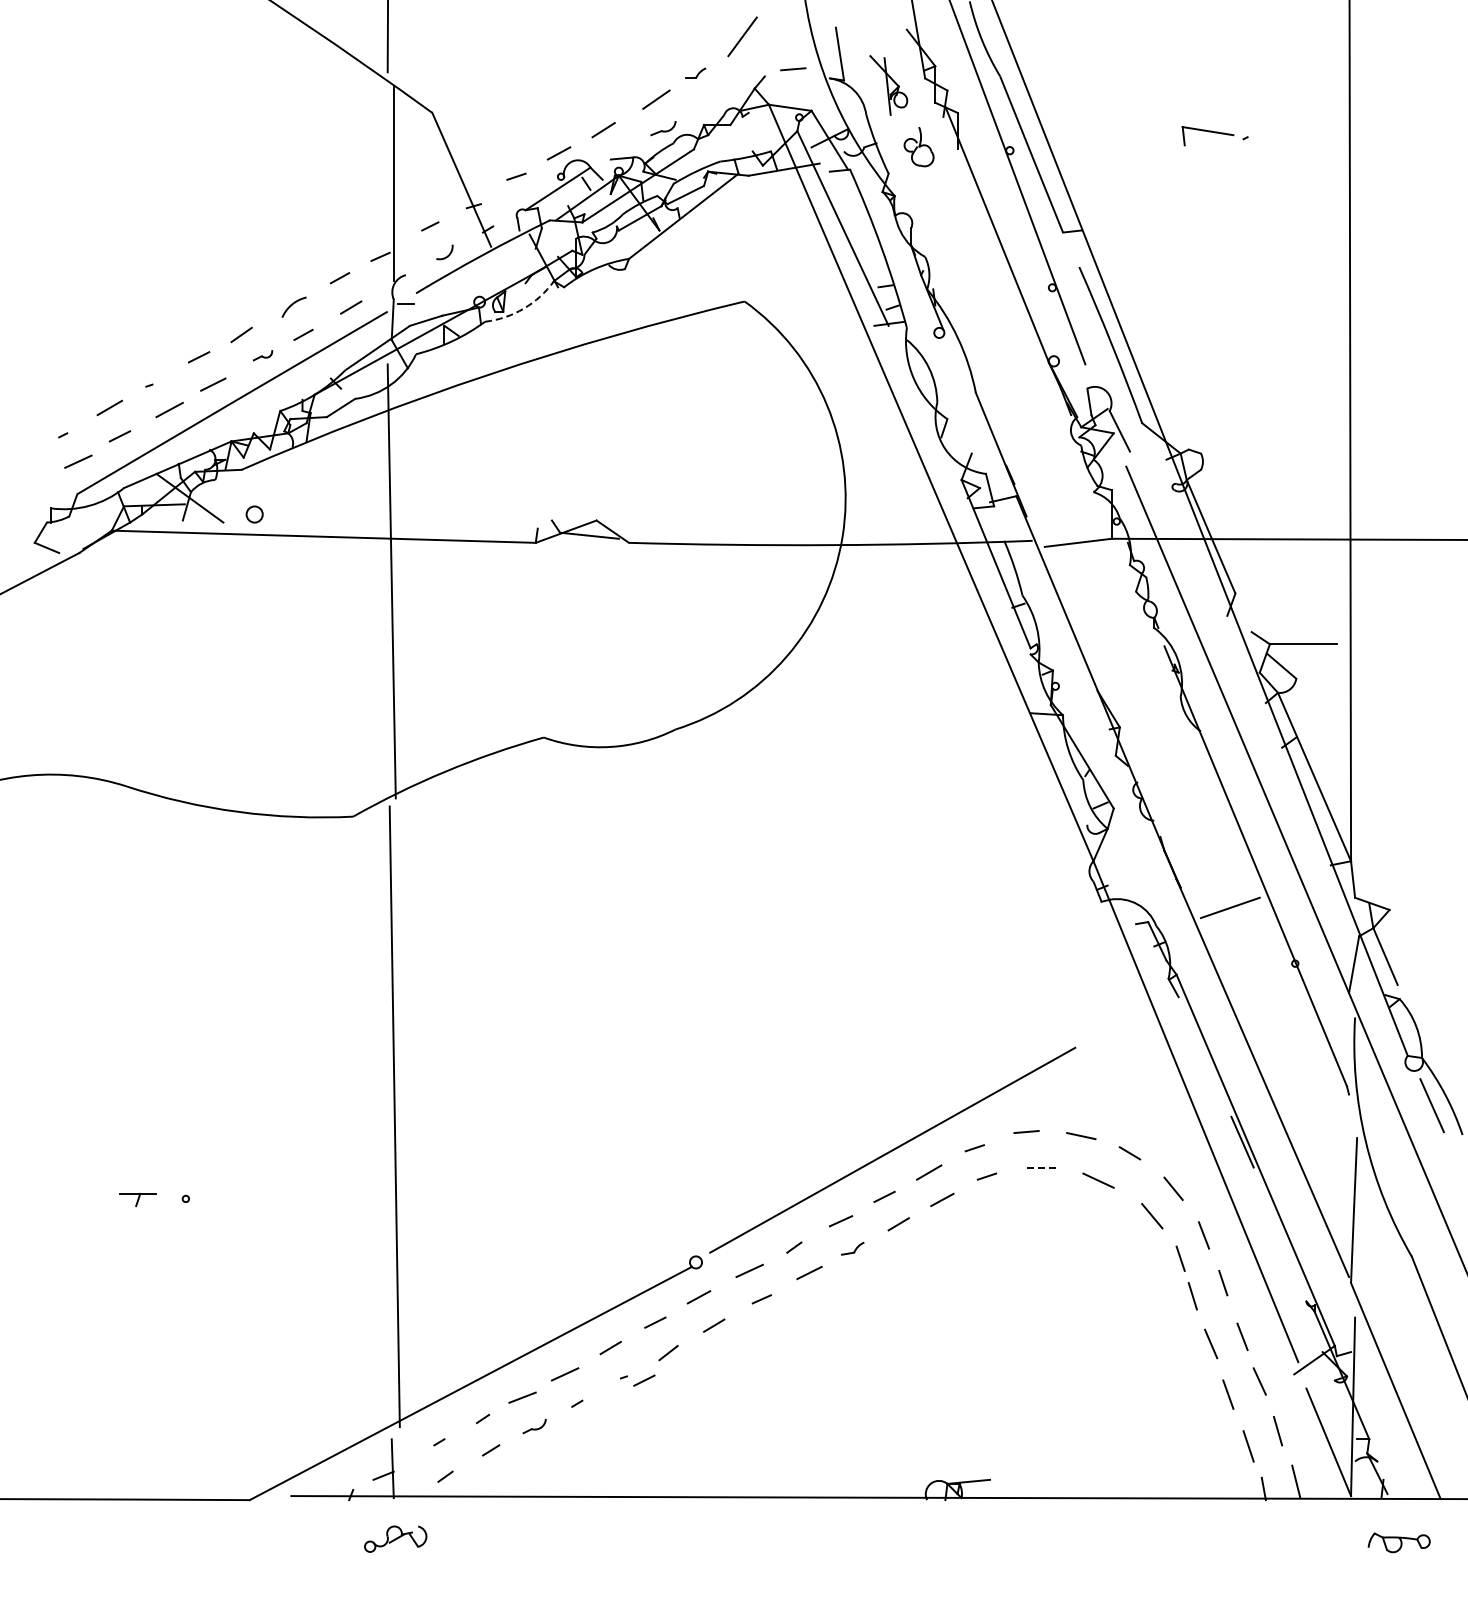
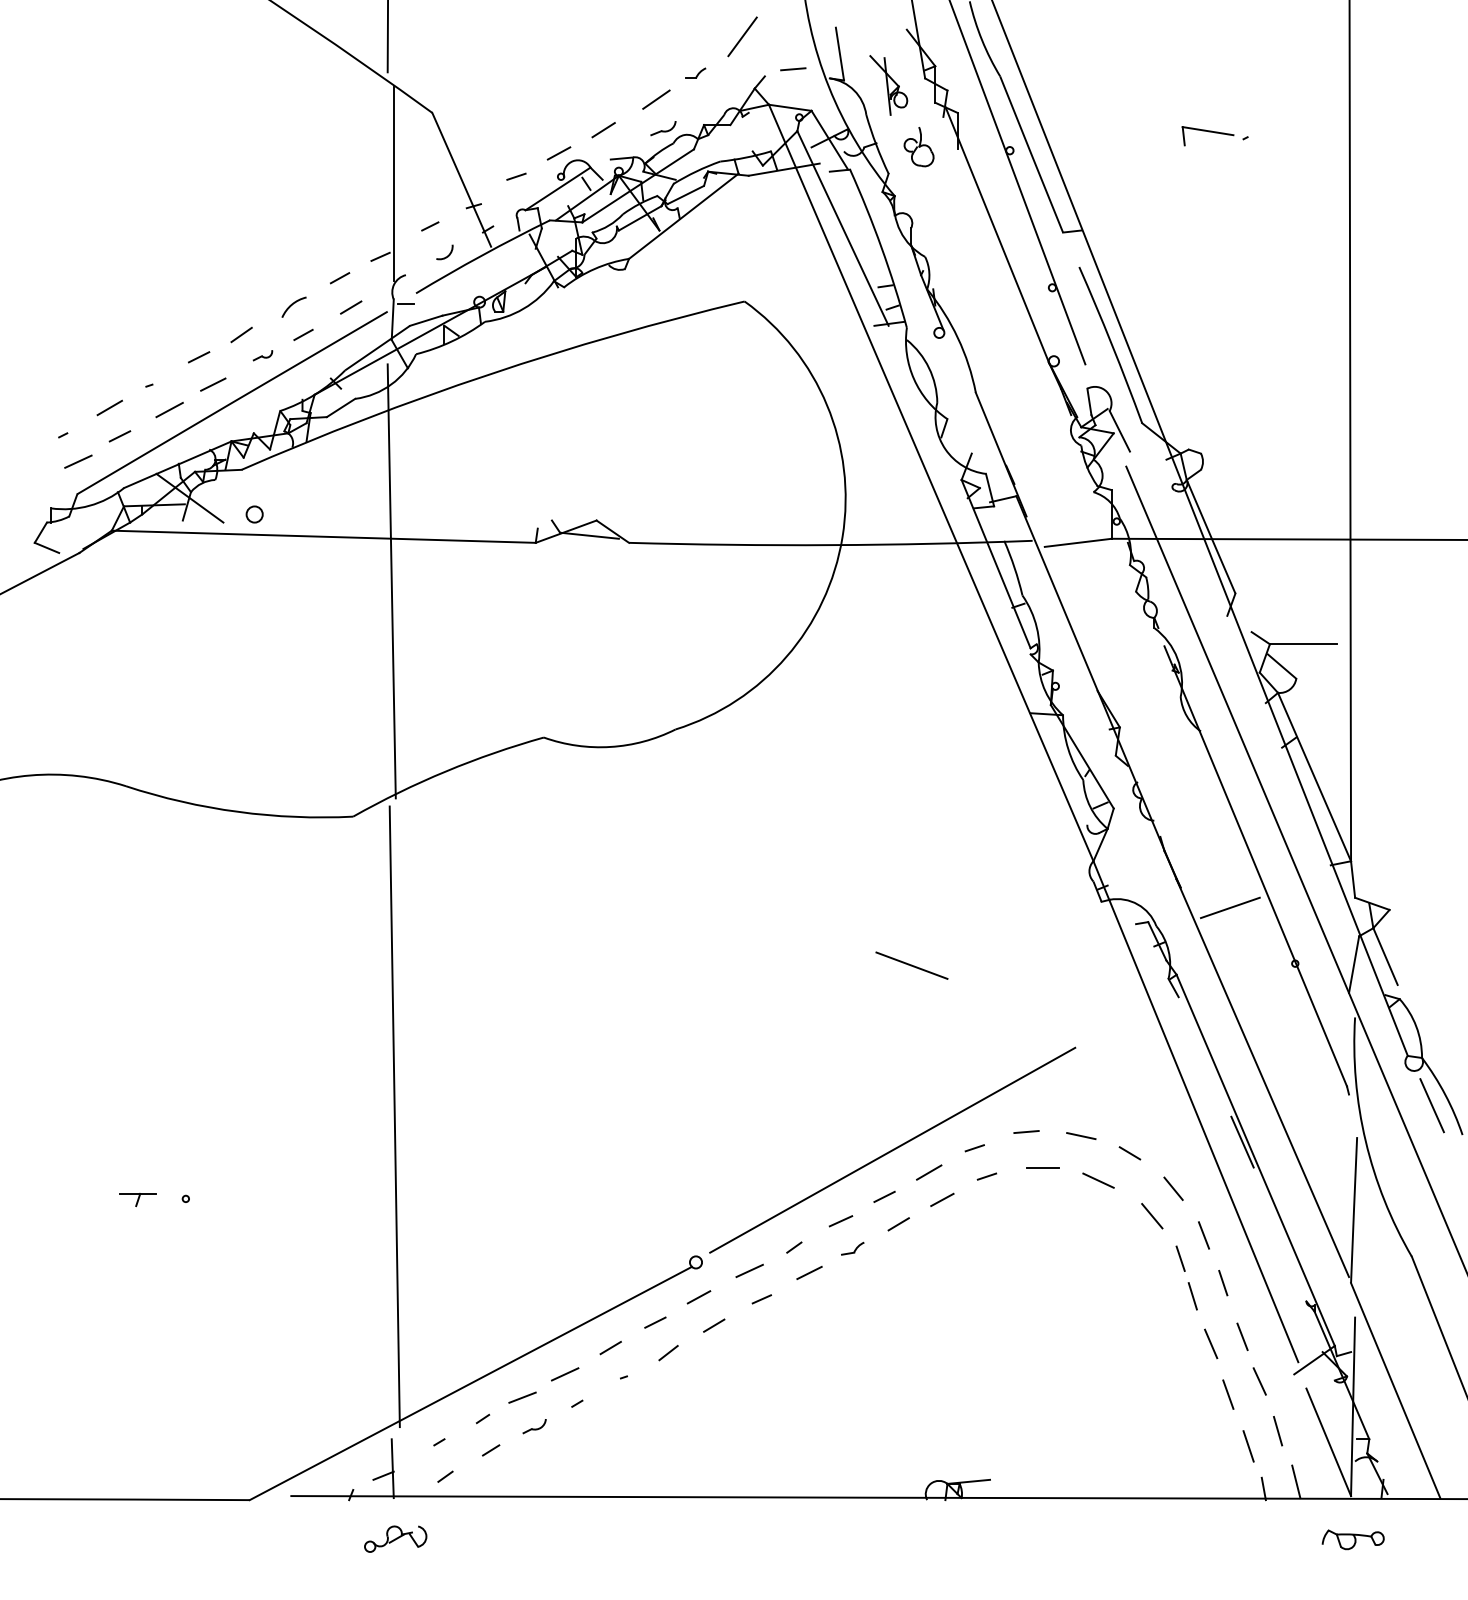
arc: dashed -> solid (523, 308)
line: none -> present (911, 965)
line: dashed -> solid (1043, 1167)
line: present -> none (644, 1380)
part position: (1398, 1542) -> (1352, 1539) (1352, 1539)
